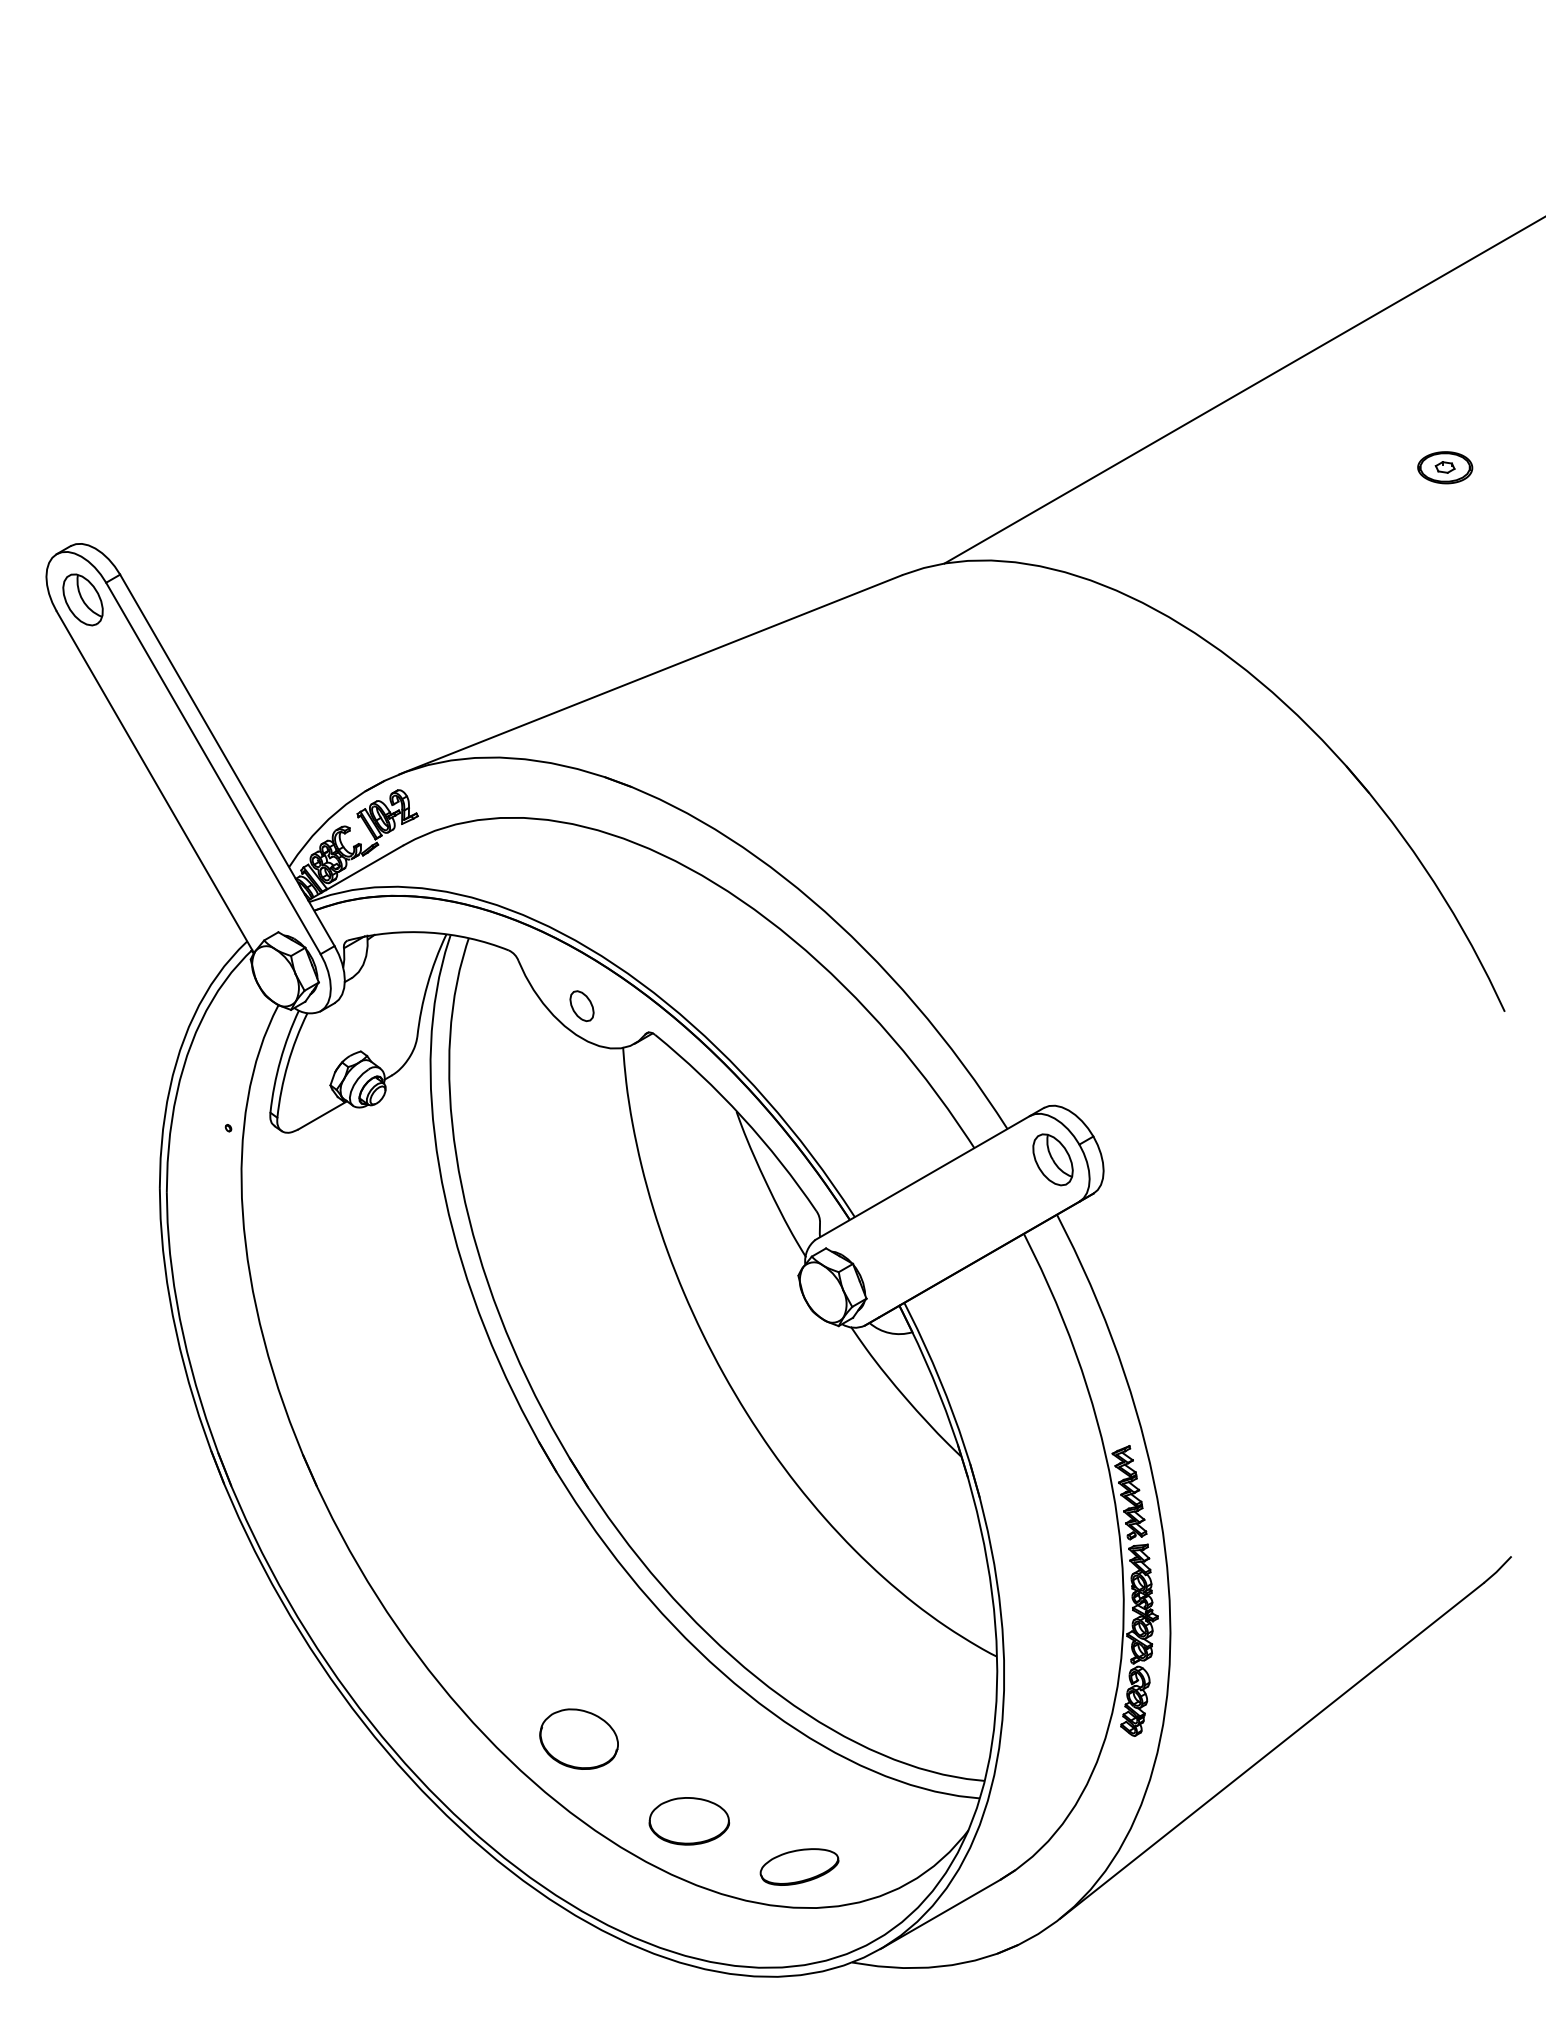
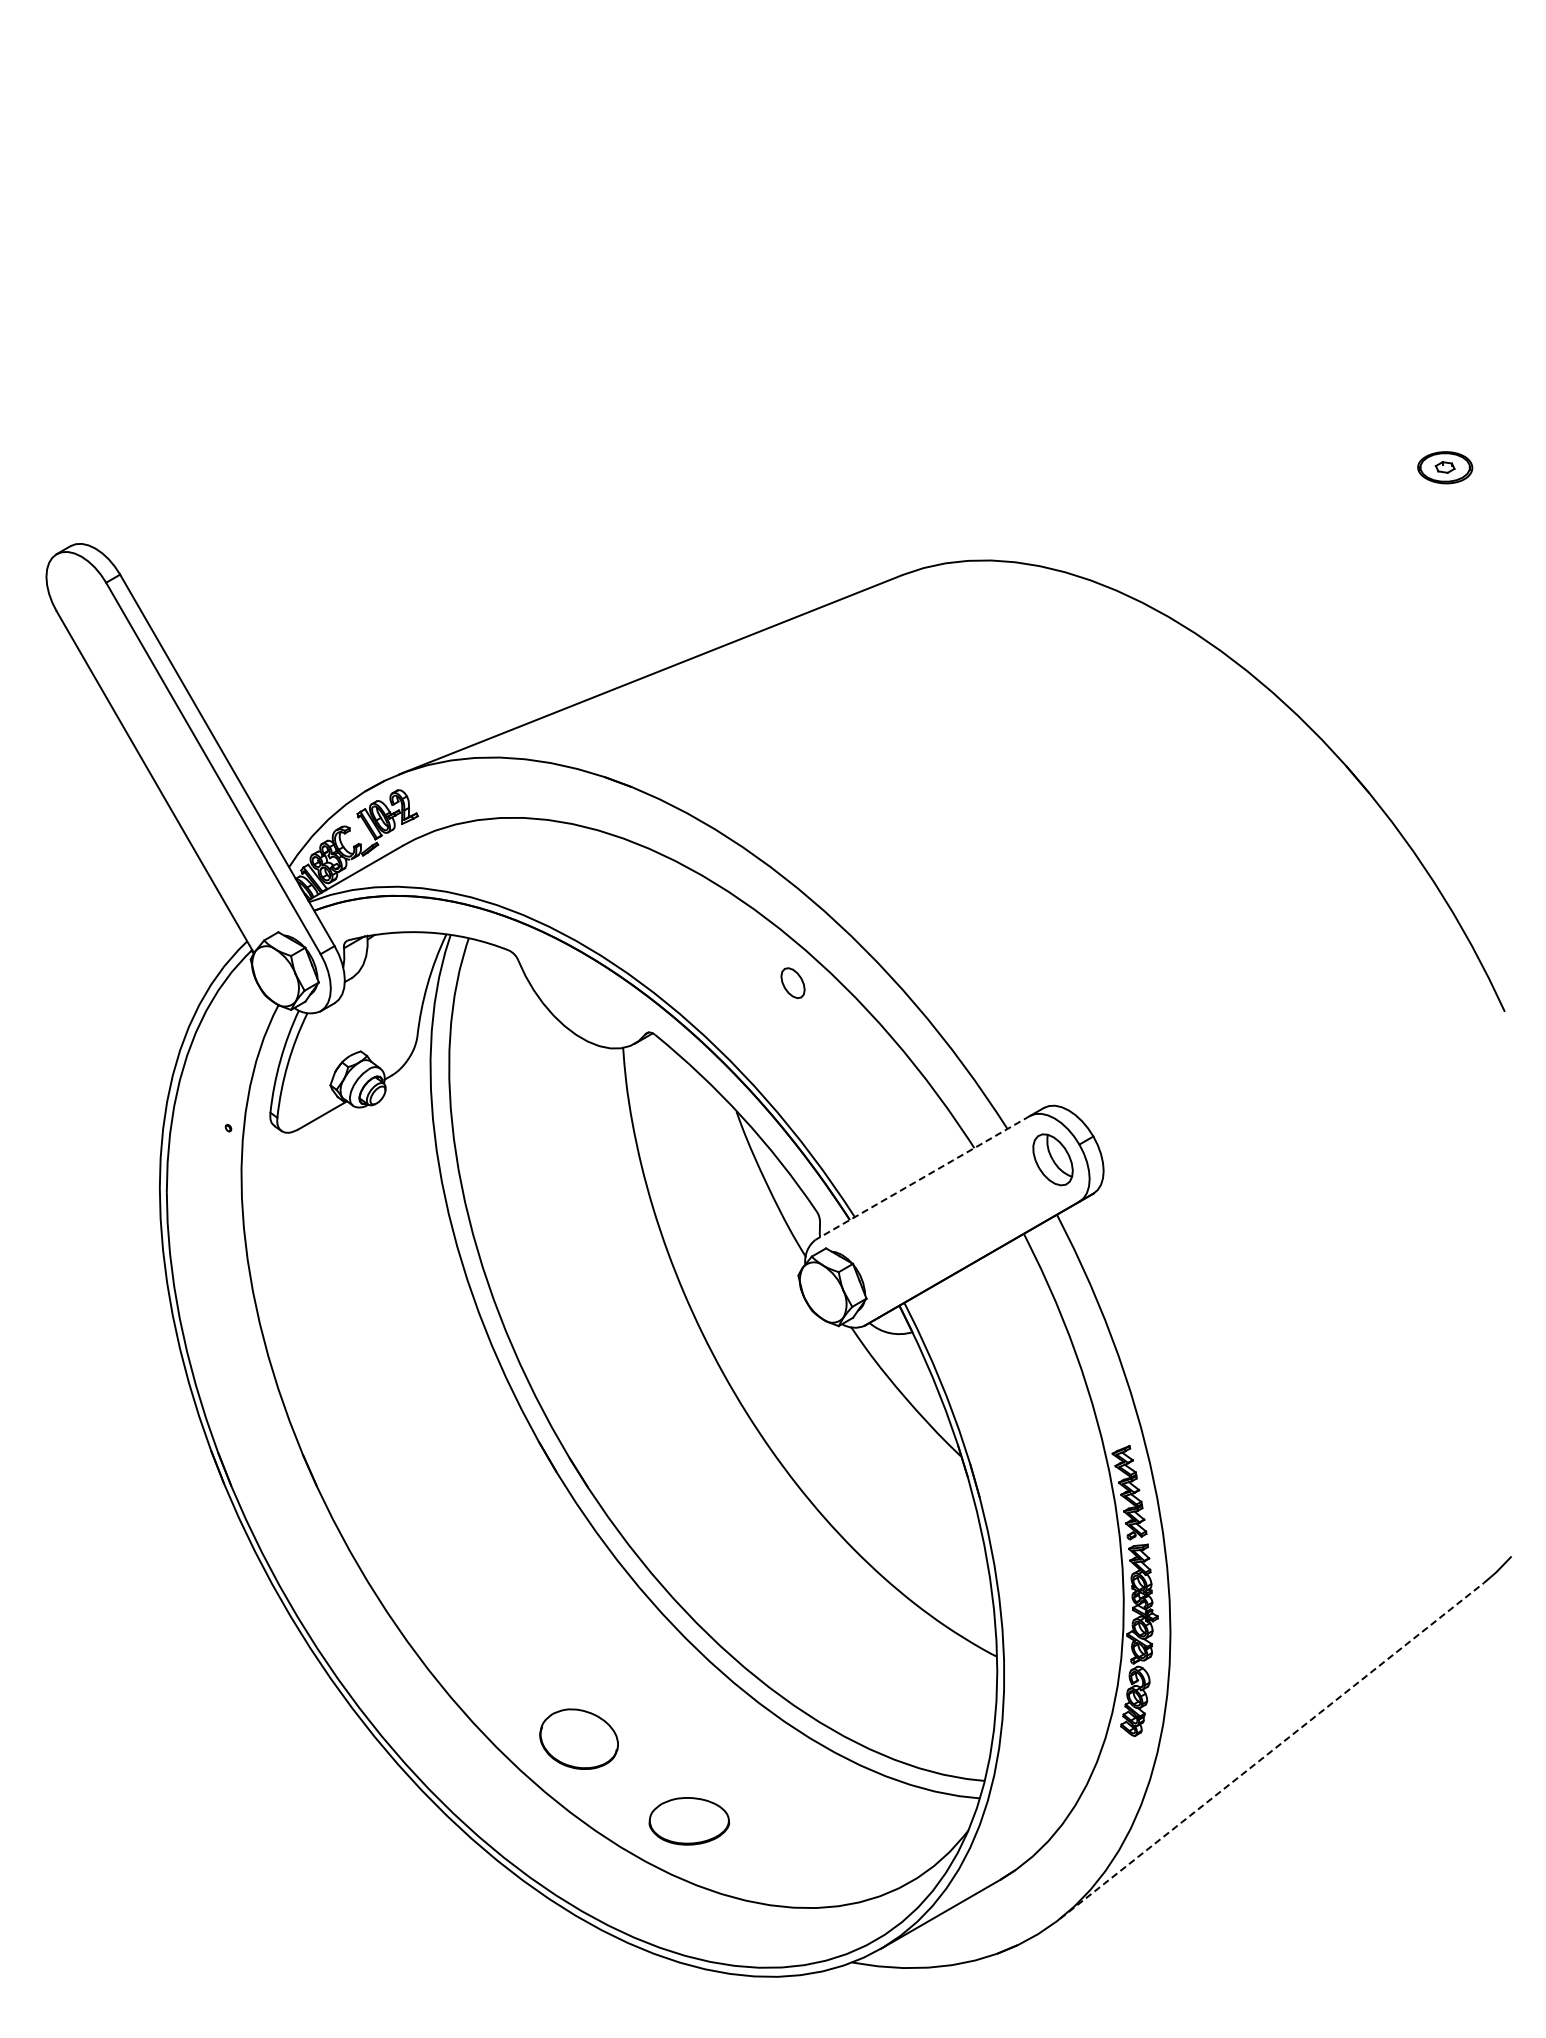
line: present -> none (1243, 390)
part: present -> none (82, 599)
part position: (581, 1006) -> (792, 983) (792, 983)
line: solid -> dashed (922, 1177)
line: solid -> dashed (1272, 1750)
part: present -> none (799, 1866)
